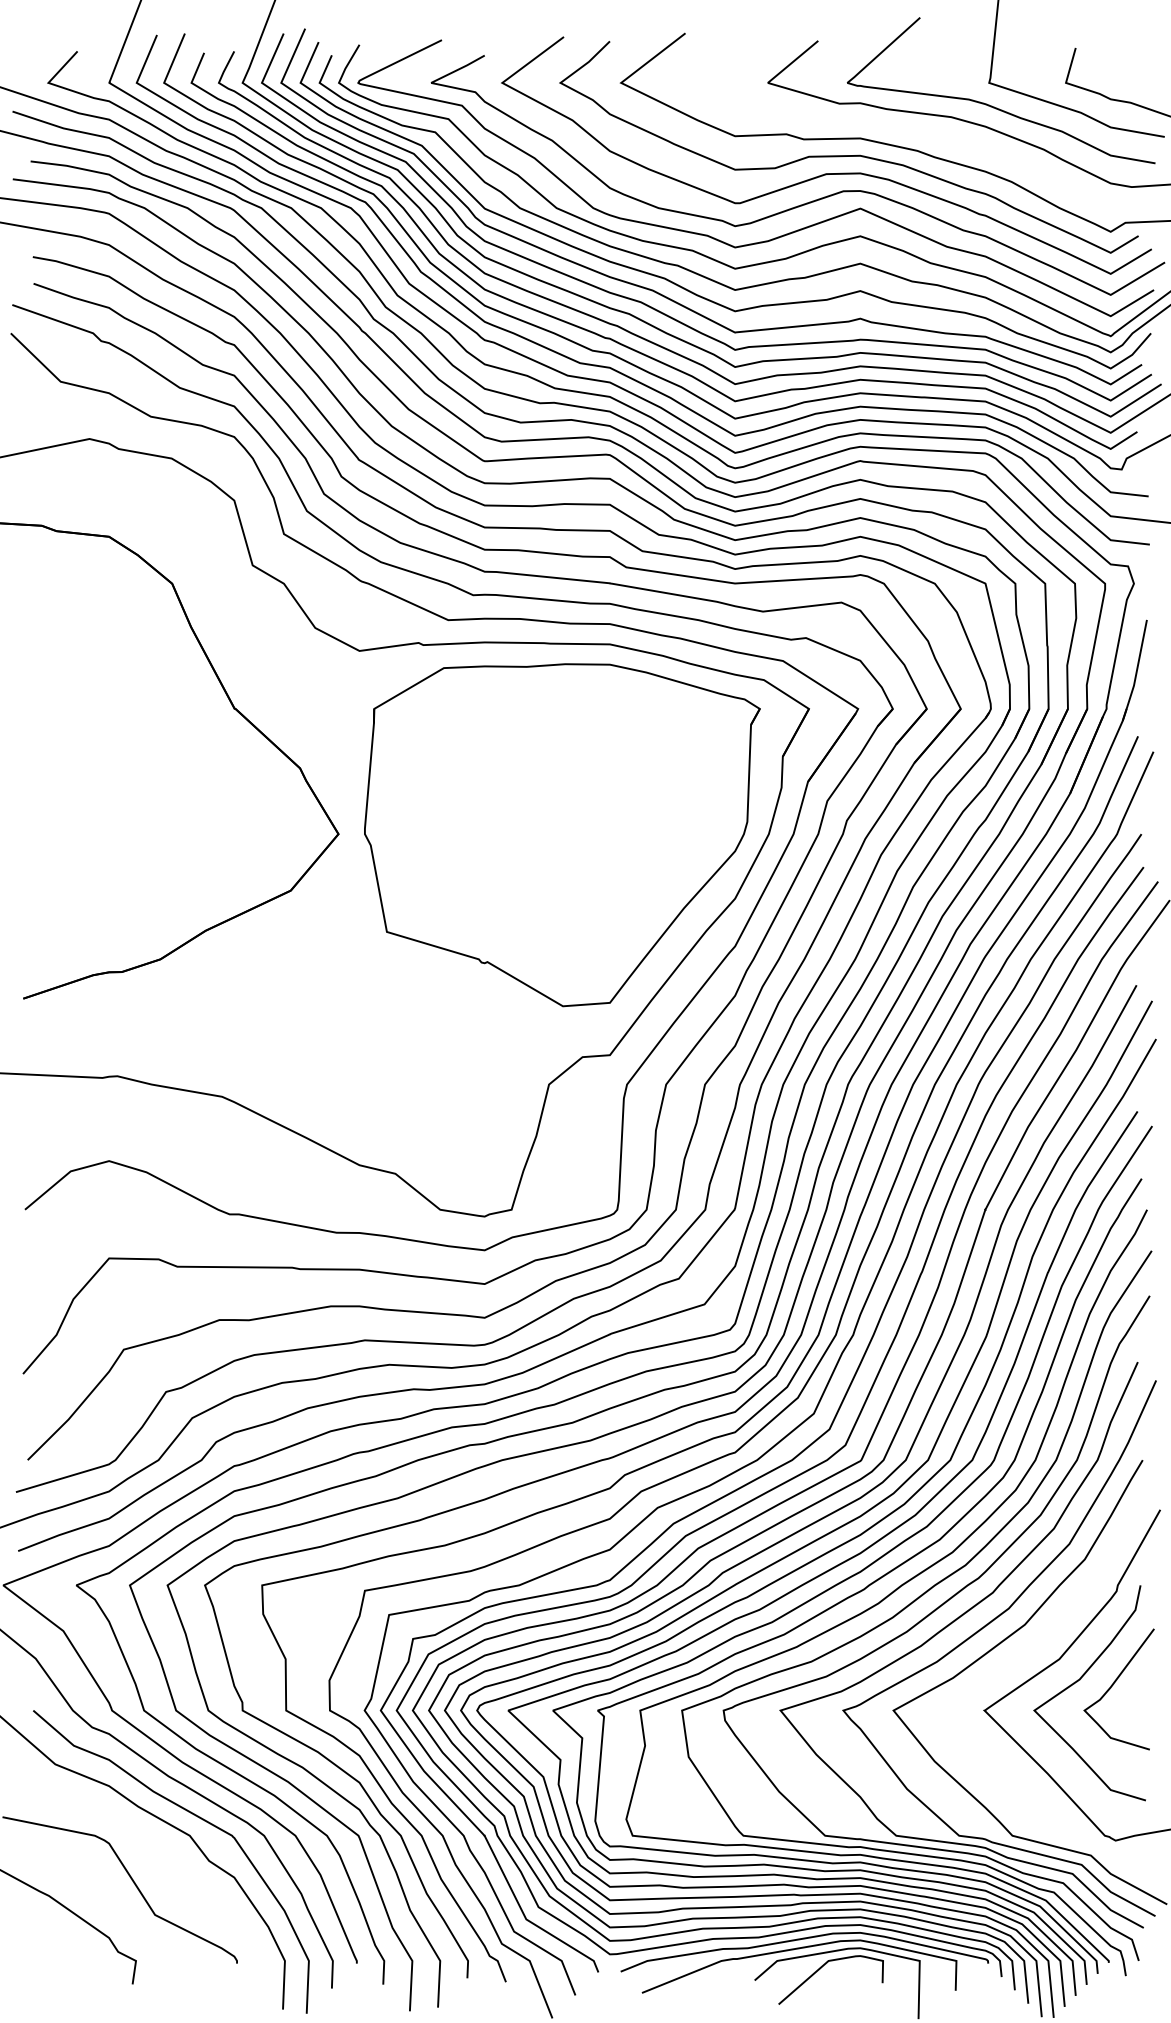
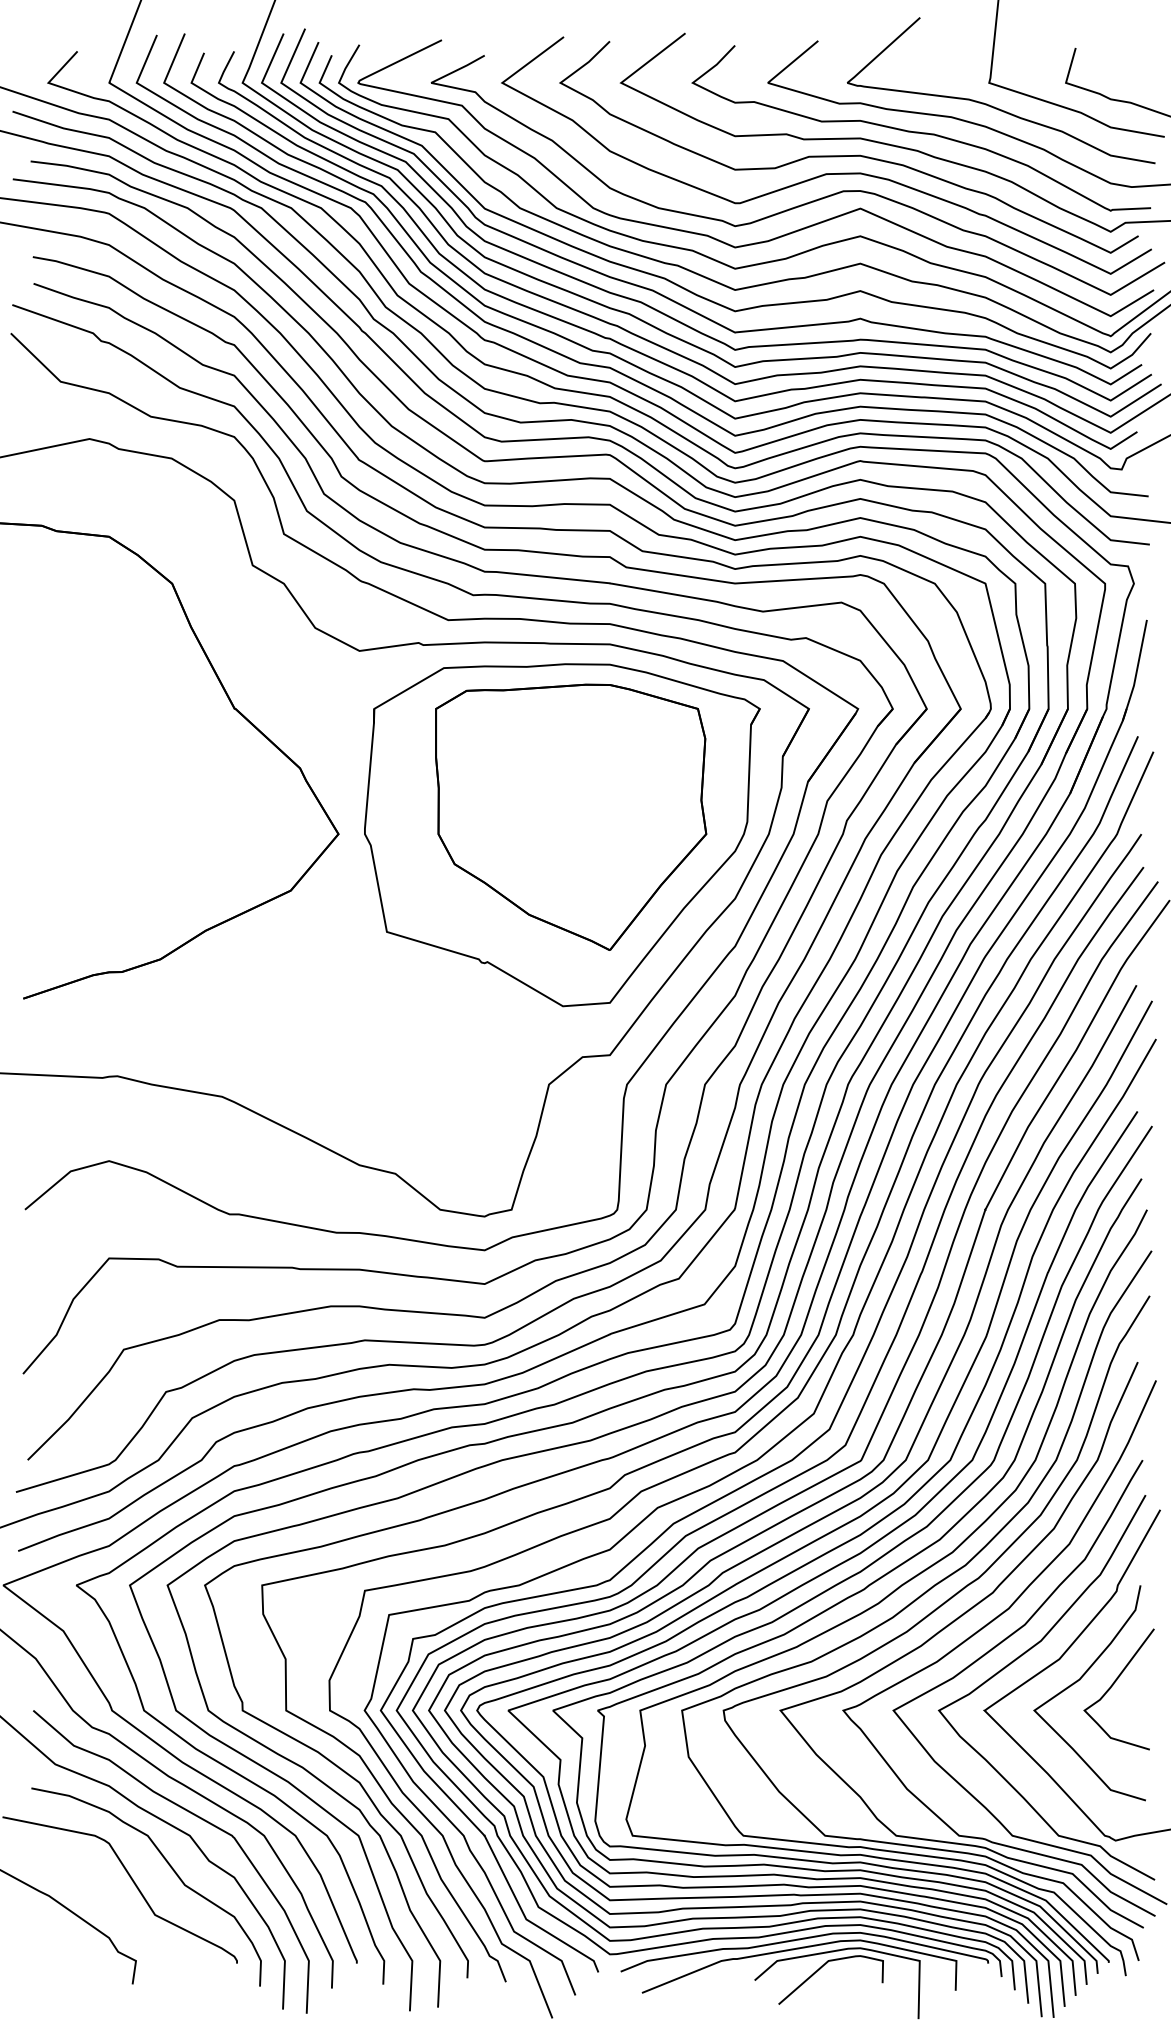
curve: none -> present (919, 131)
part: none -> present (571, 816)
curve: none -> present (1023, 1655)
curve: none -> present (169, 1866)
